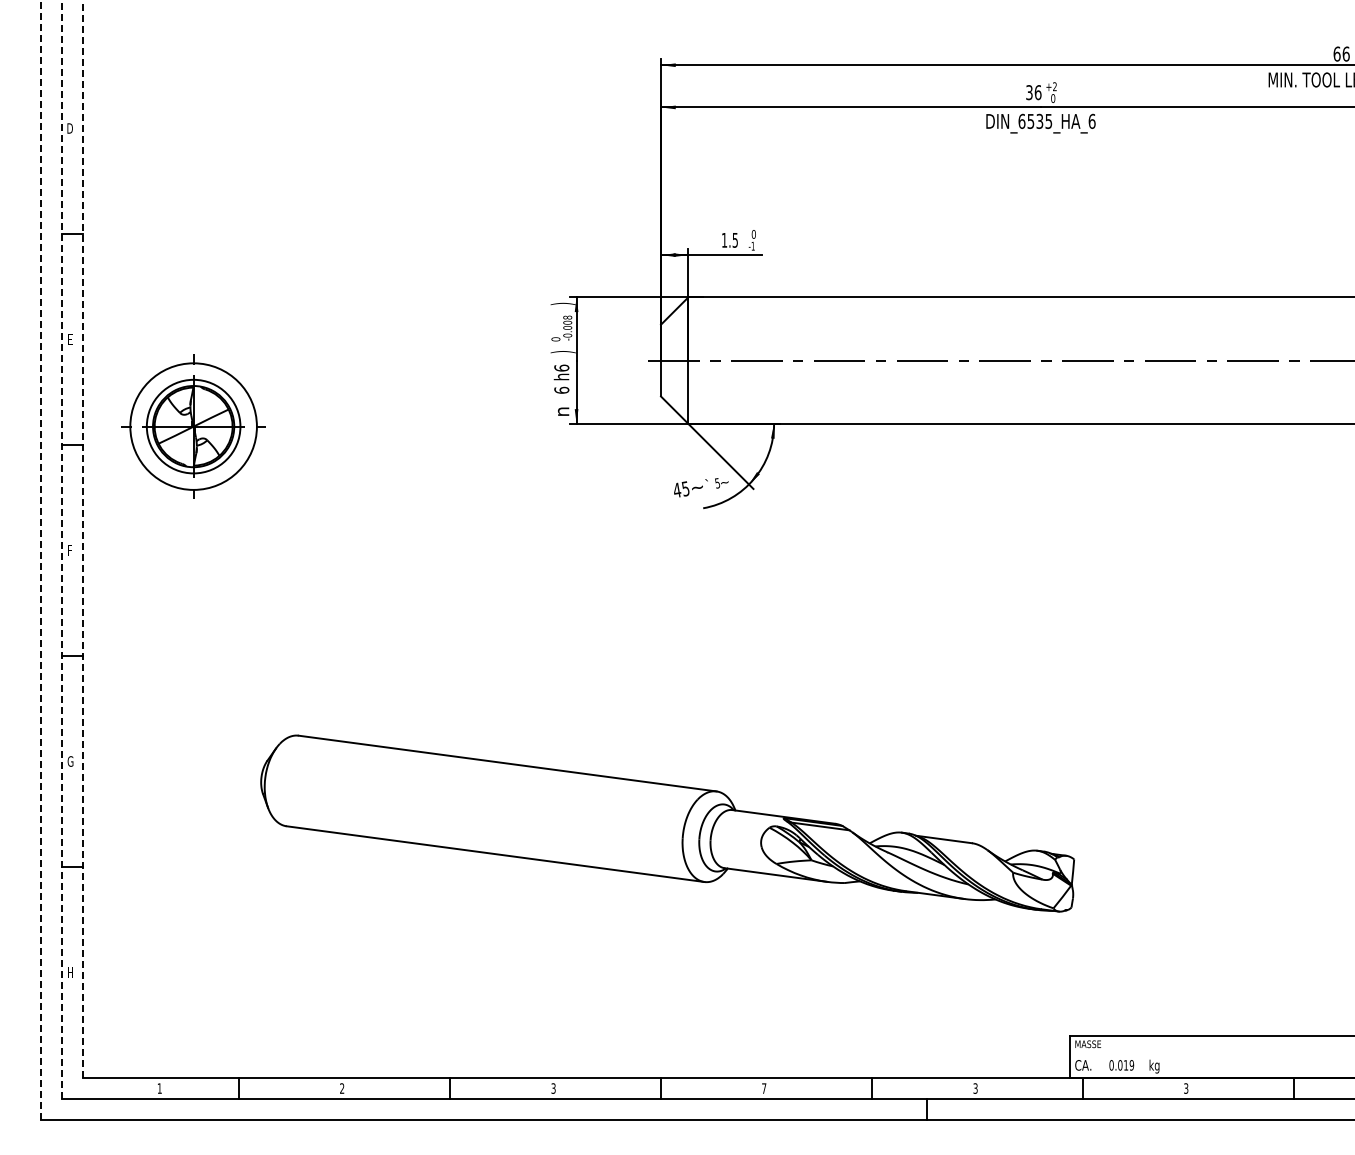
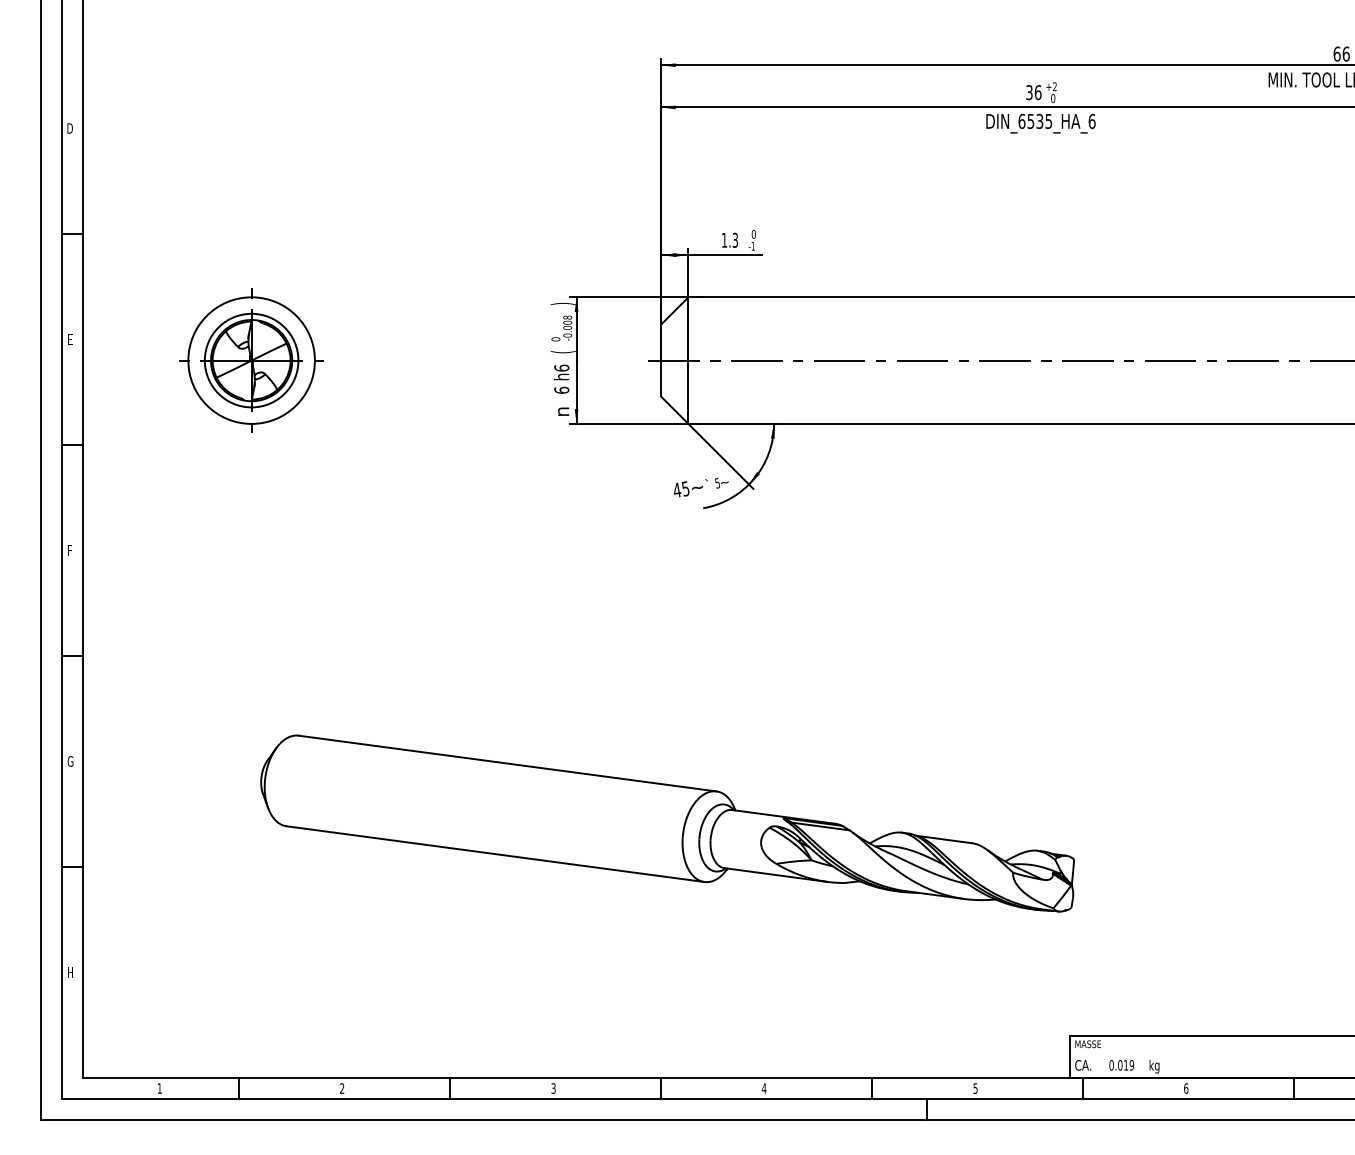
text: 1.5 -> 1.3 (734, 239)
text: ) -> ( (562, 352)
part position: (193, 426) -> (251, 360) (251, 360)
line: dashed -> solid (82, 539)
line: dashed -> solid (61, 549)
line: dashed -> solid (40, 560)
text: 3 -> 5 (975, 1087)
text: 7 -> 4 (763, 1088)
text: 3 -> 6 (1186, 1088)
